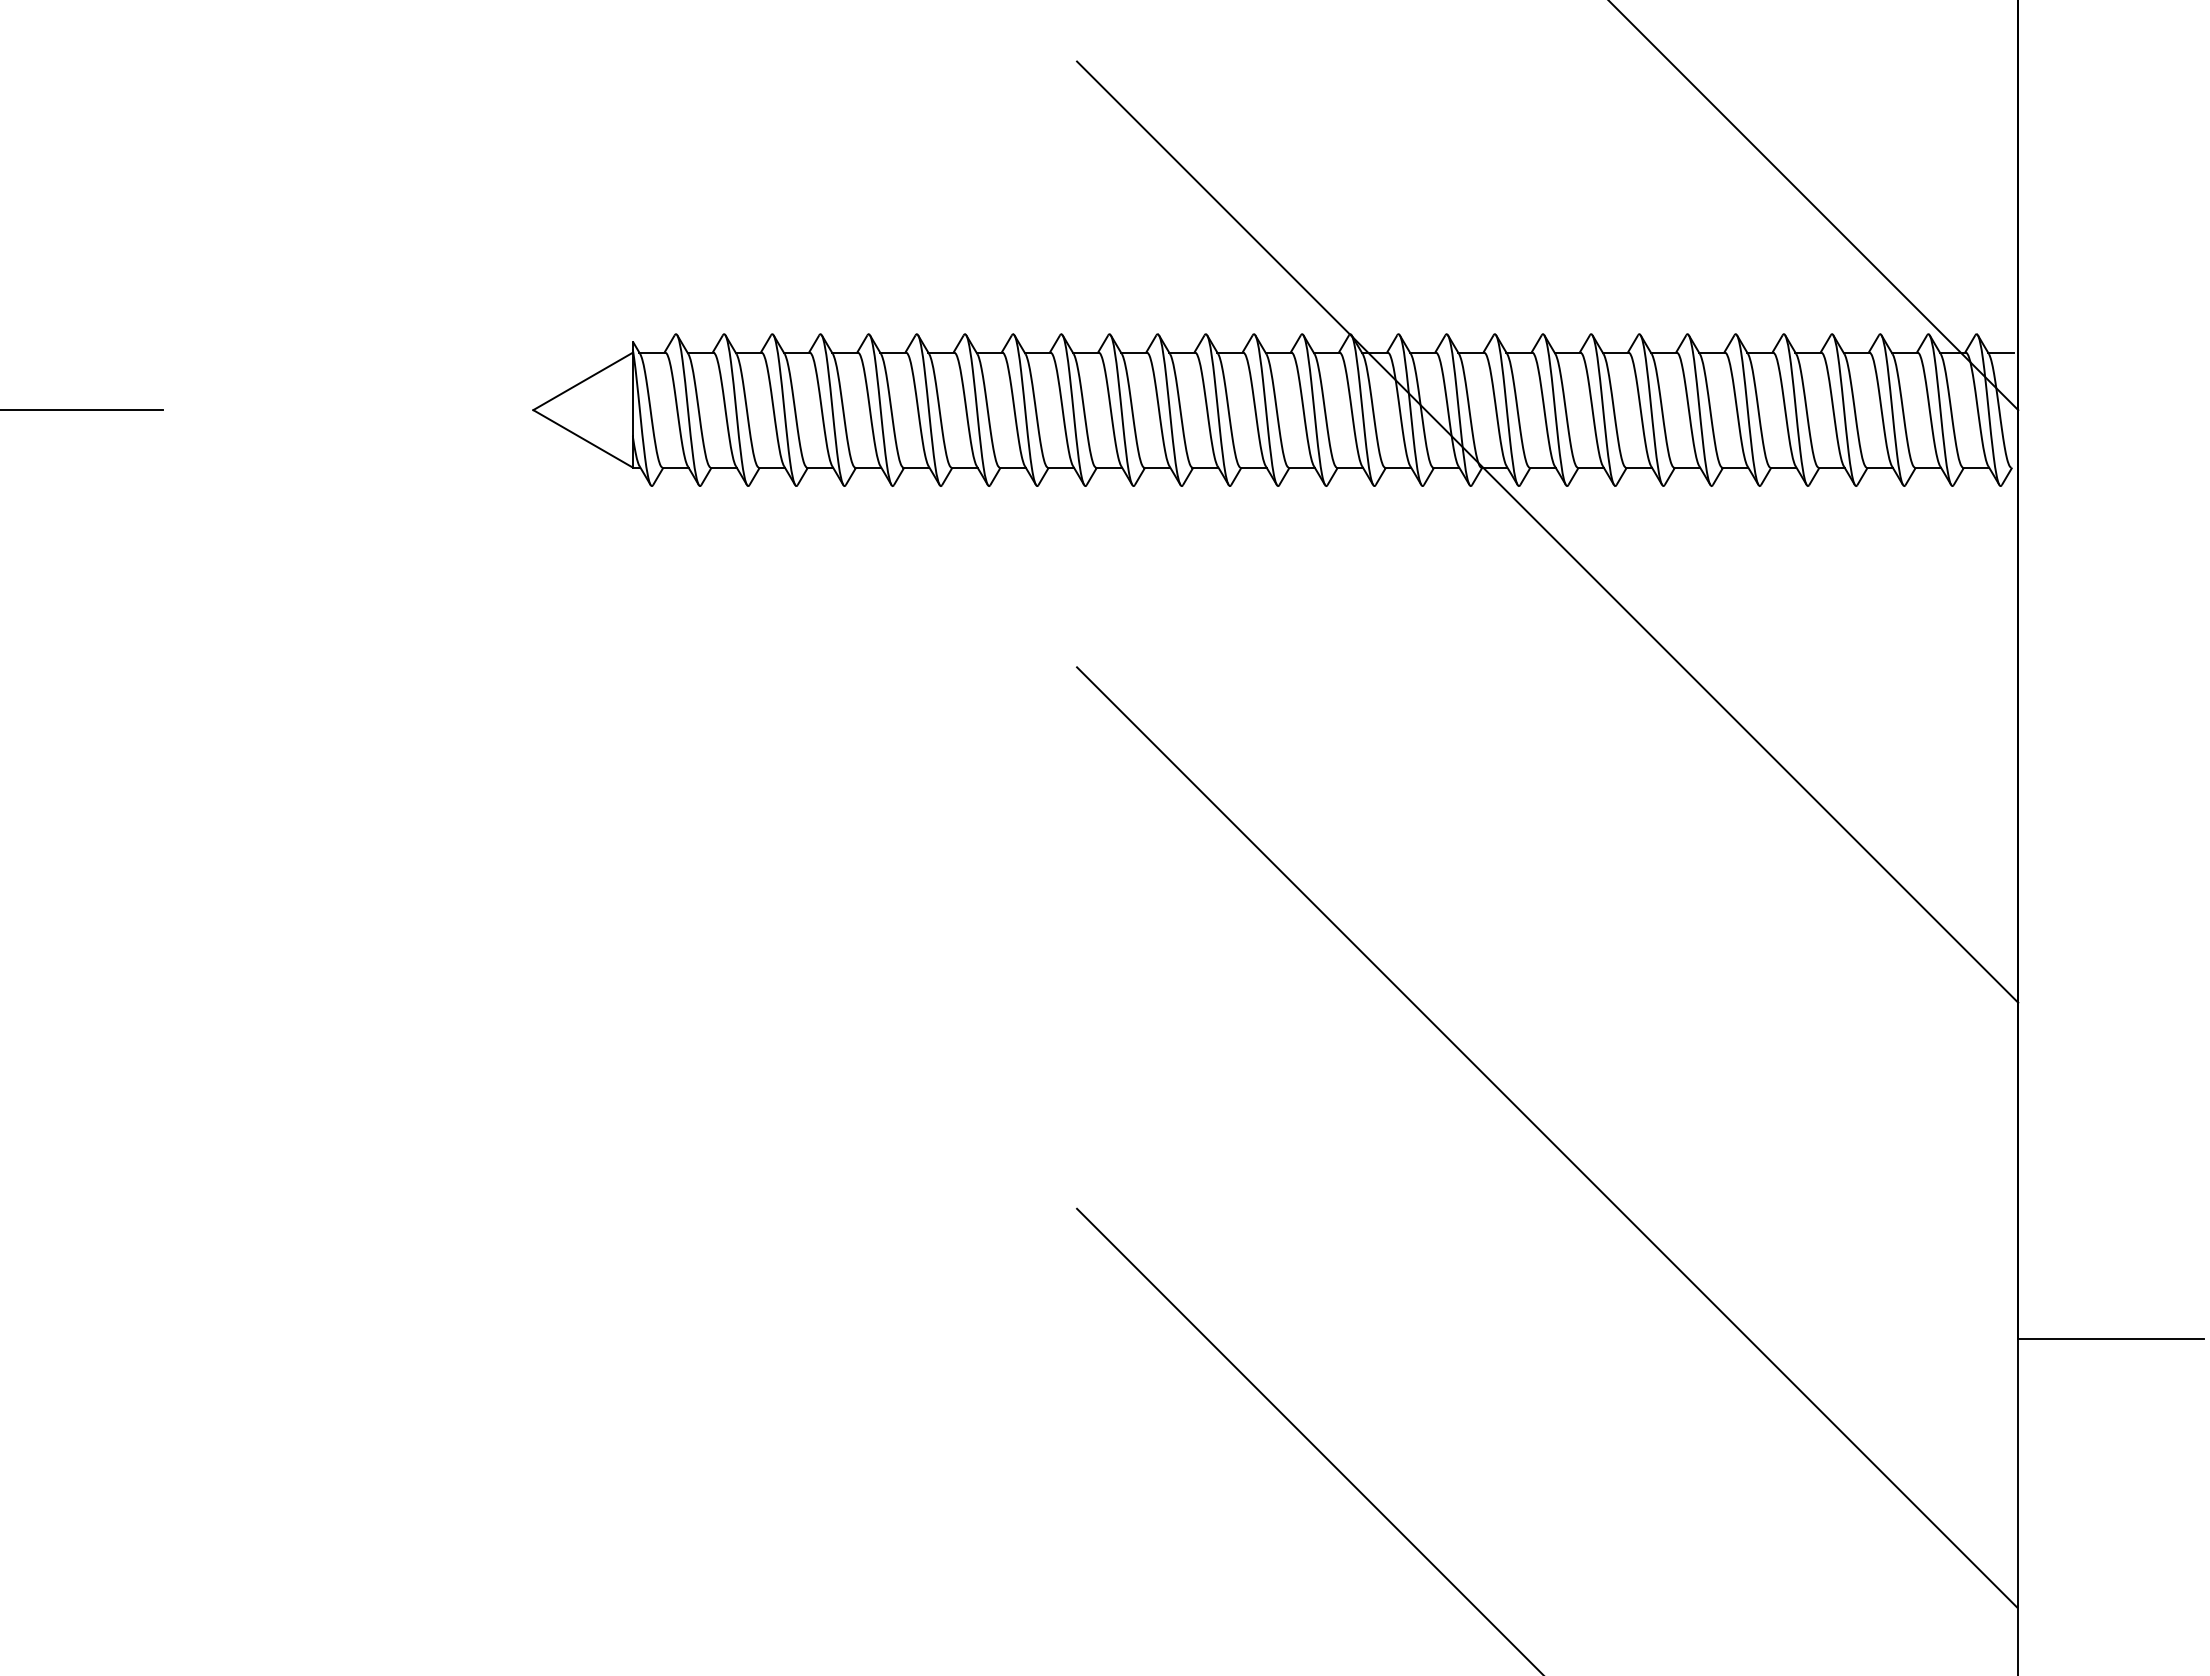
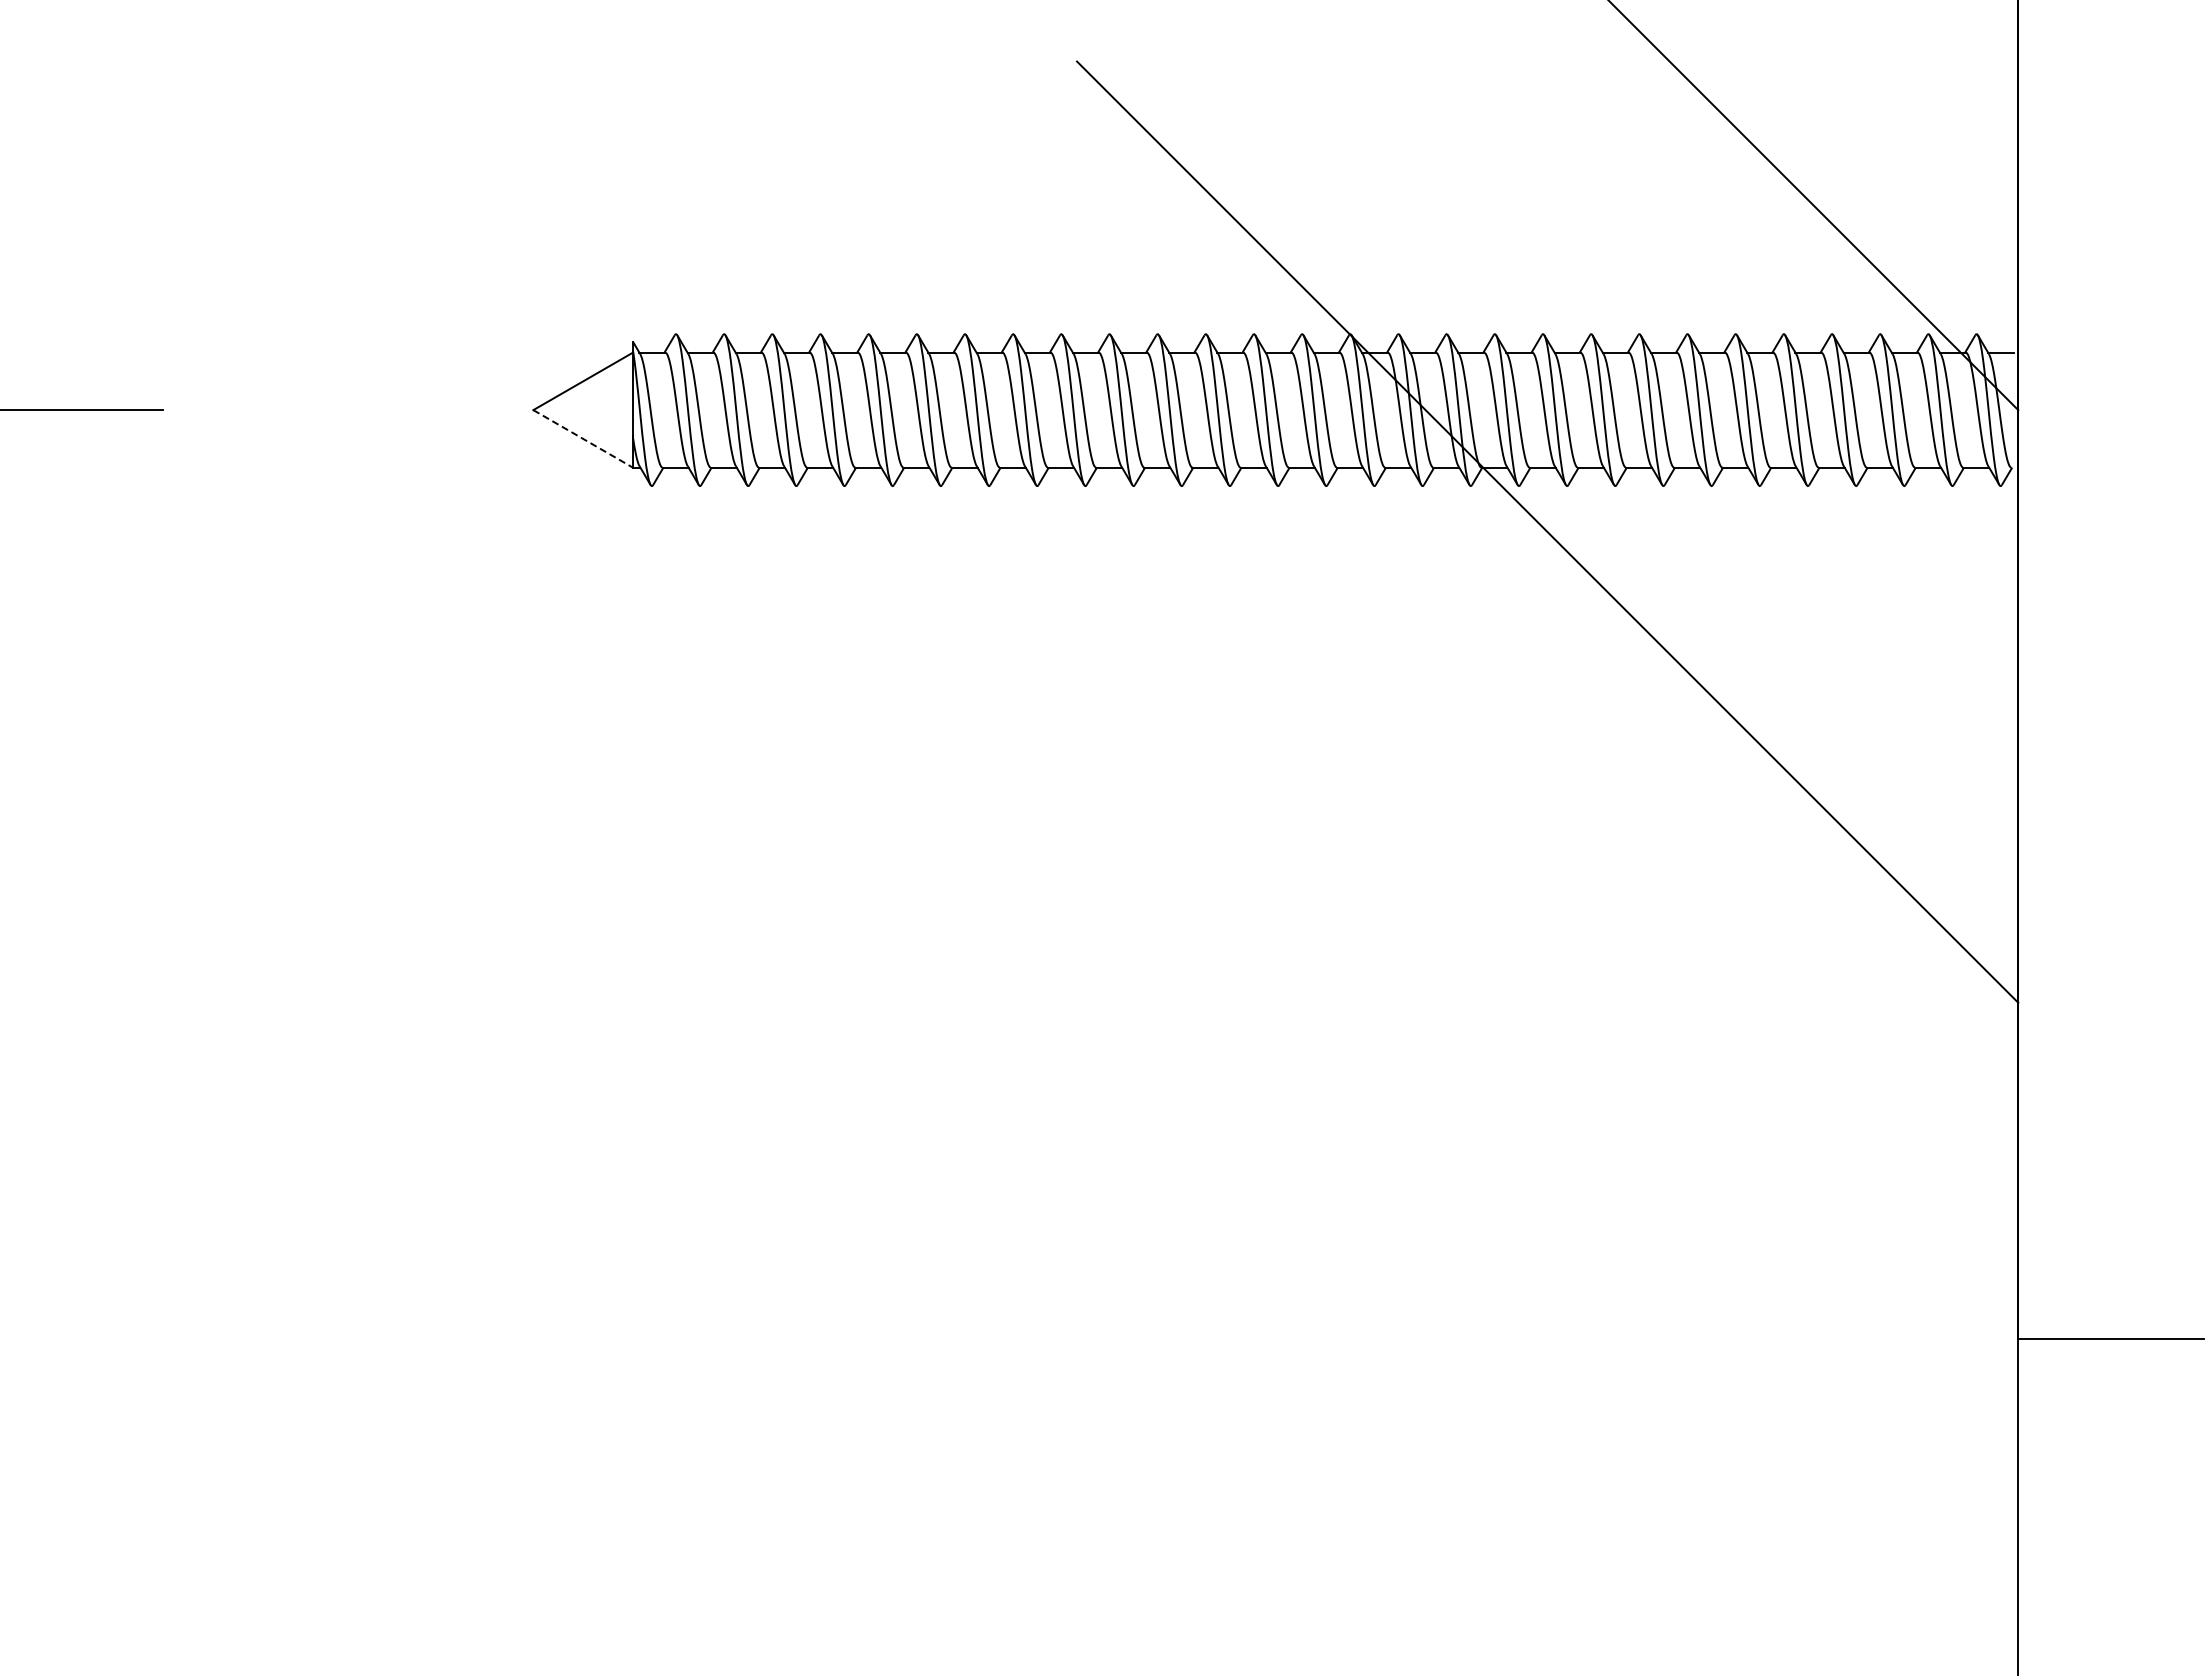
line: solid -> dashed (583, 439)
line: present -> none (1547, 1137)
line: present -> none (1309, 1440)
